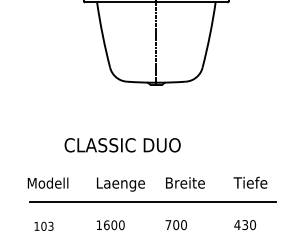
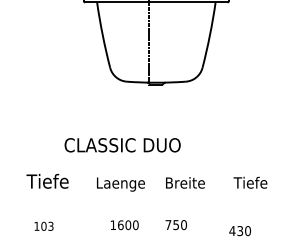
line position: (156, 43) -> (149, 43) (149, 43)
text: Modell -> Tiefe (47, 180)
line: present -> none (152, 202)
text position: (110, 225) -> (124, 225) (124, 225)
text: 700 -> 750 (176, 225)
text position: (244, 225) -> (239, 231) (239, 231)
